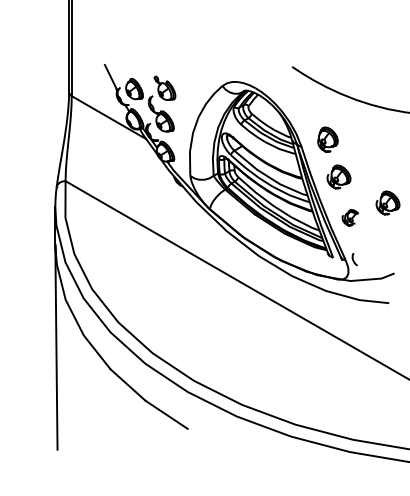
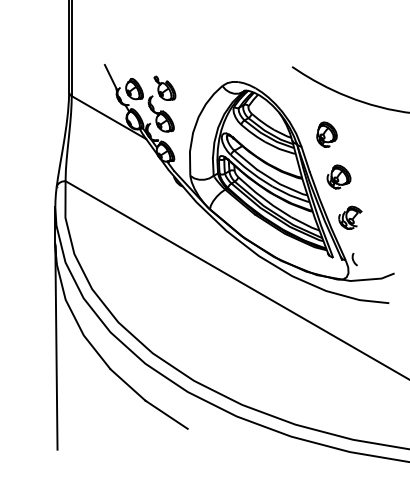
part position: (327, 139) -> (326, 134) (326, 134)
part: present -> none (387, 202)
part size: 18x18 px -> 25x25 px (350, 217)
